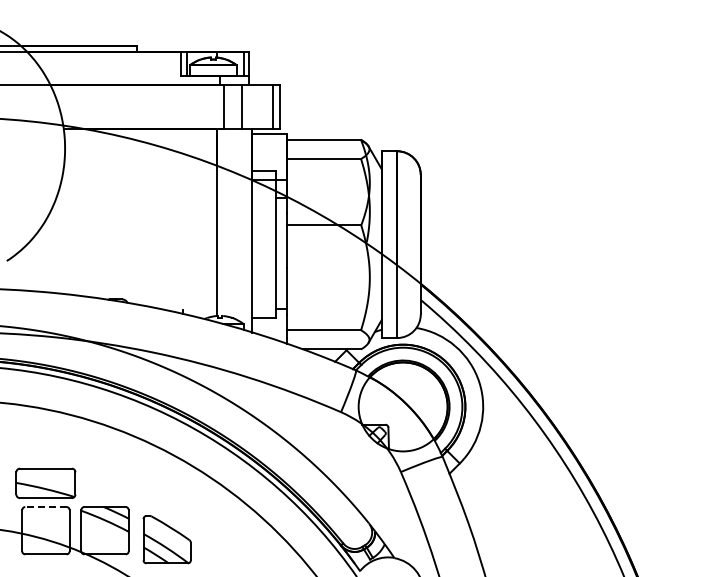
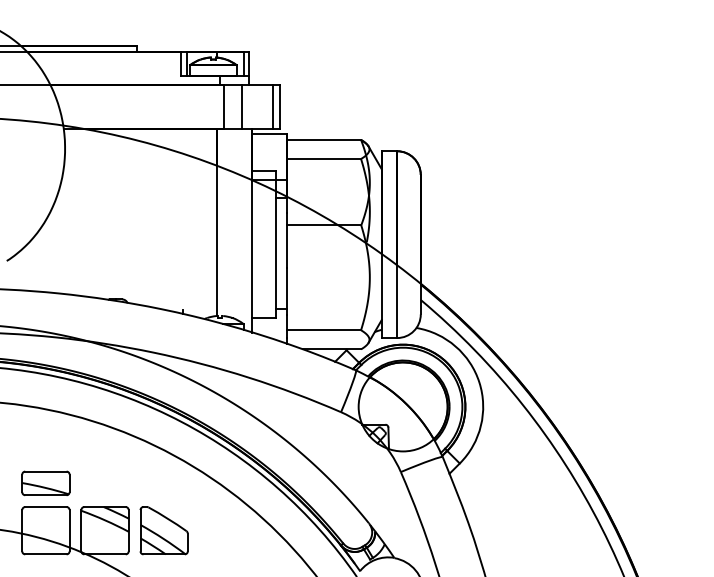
part size: 62x32 px -> 50x27 px (45, 483)
line: dashed -> solid (45, 507)
part position: (166, 539) -> (163, 530) (163, 530)
